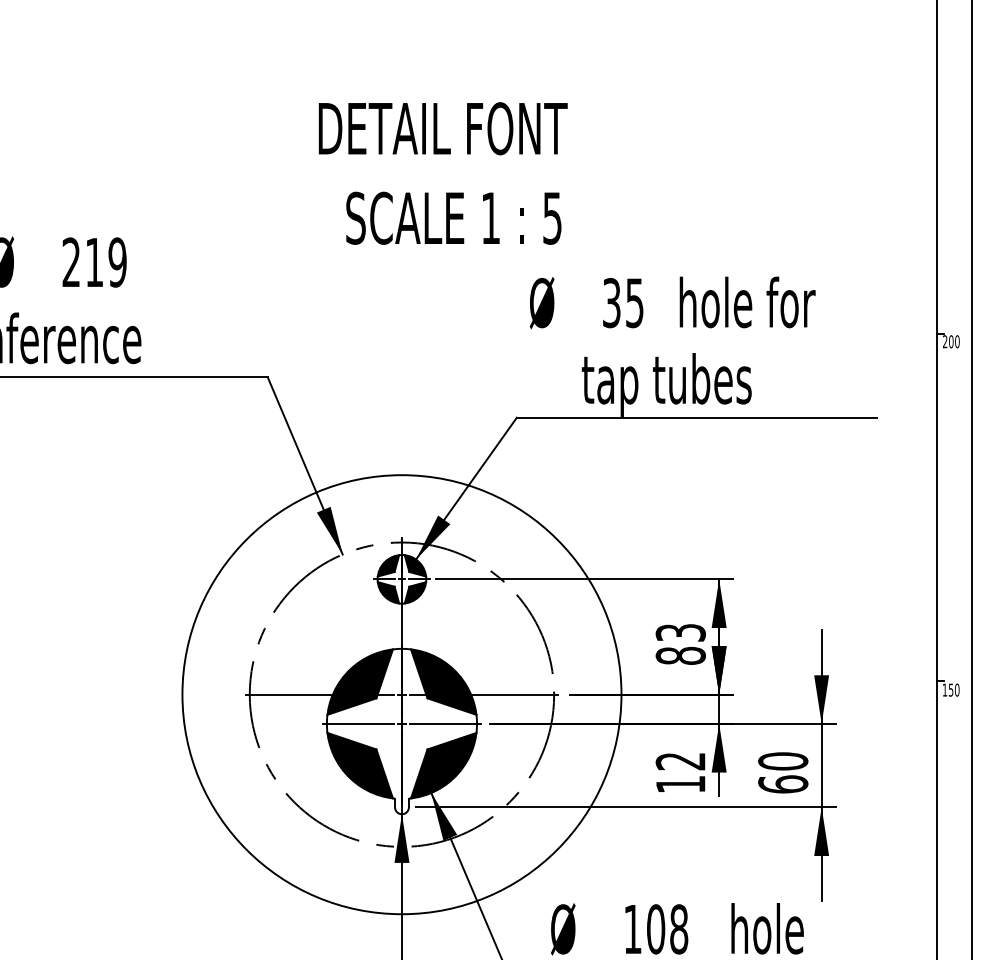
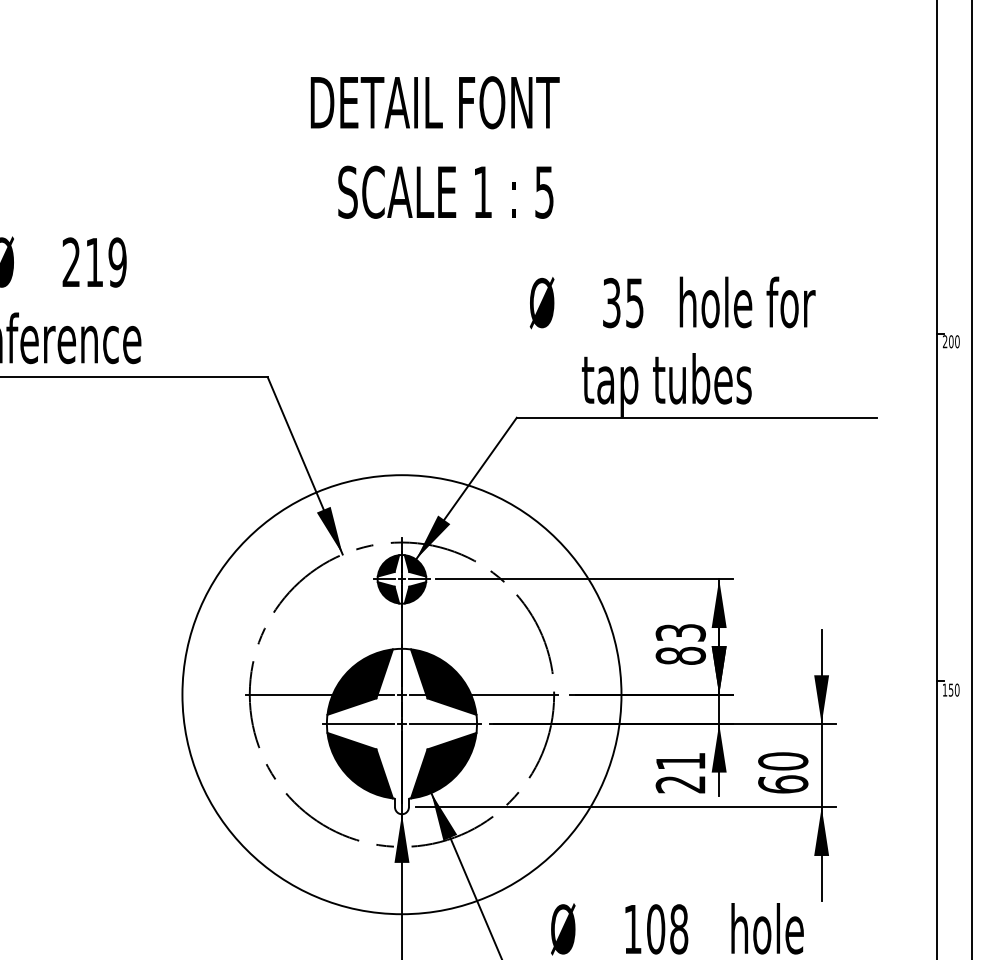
text position: (442, 173) -> (434, 147) (434, 147)
text: 12 -> 21 (680, 773)
